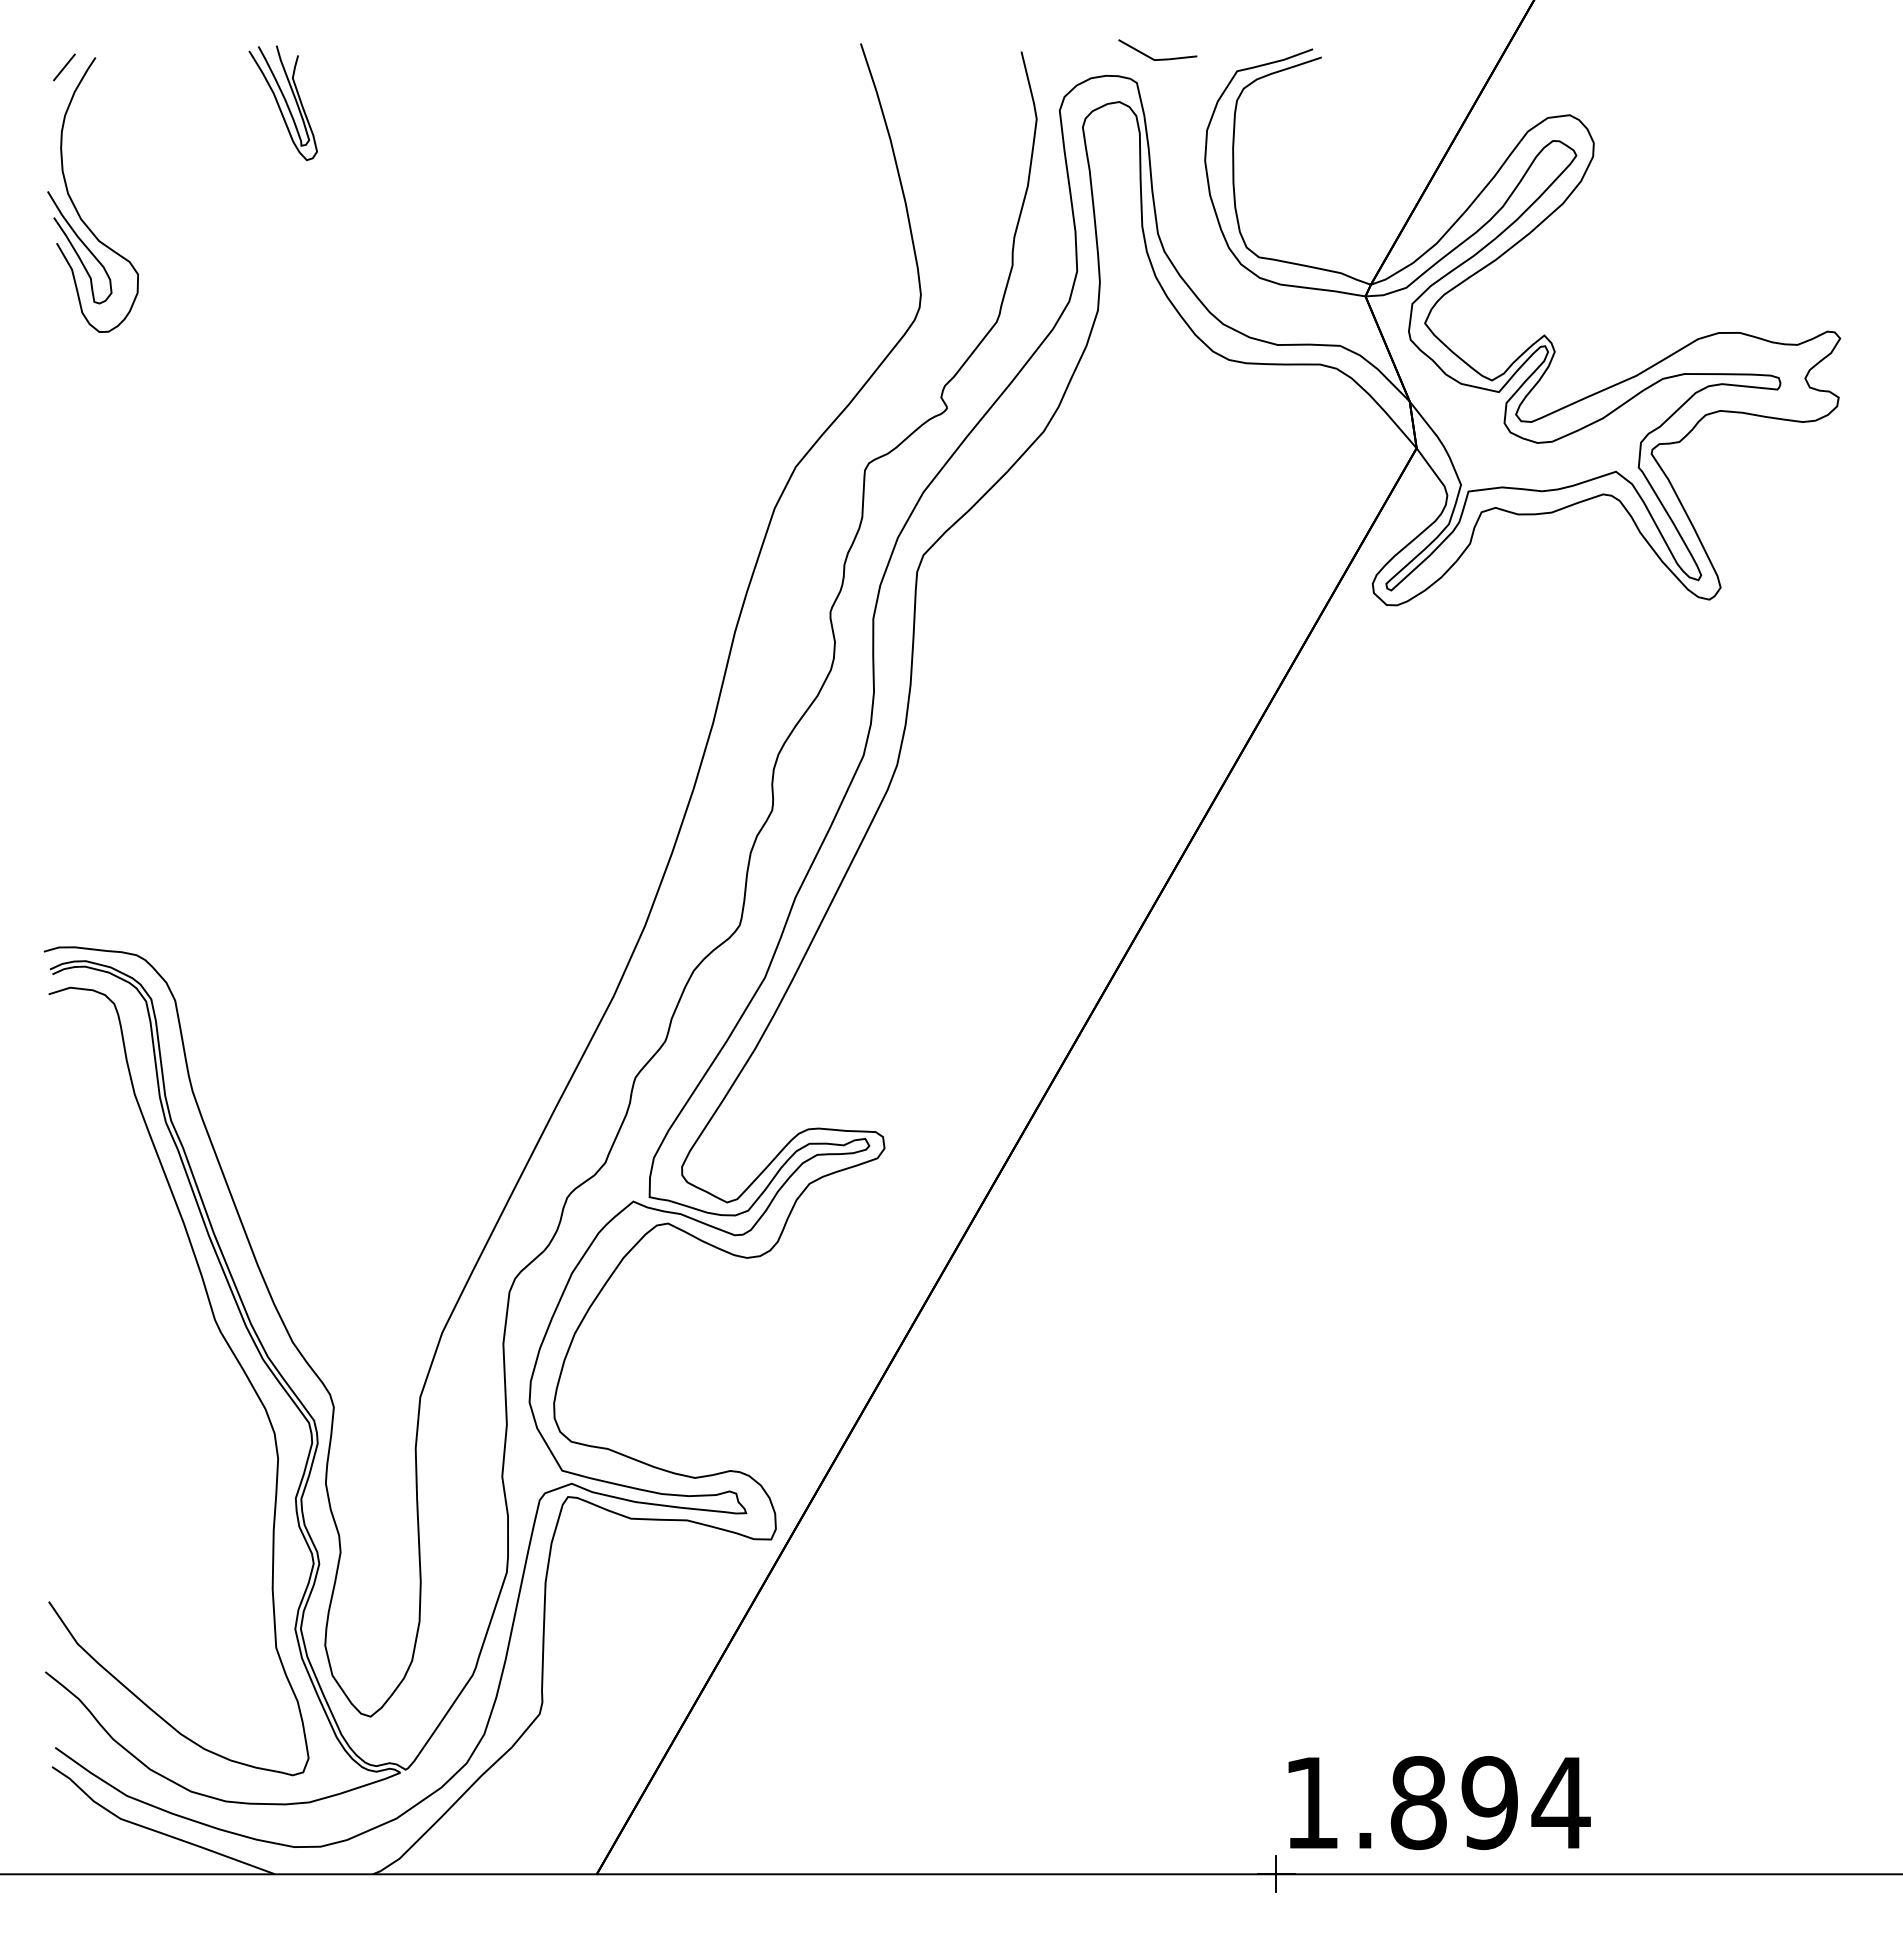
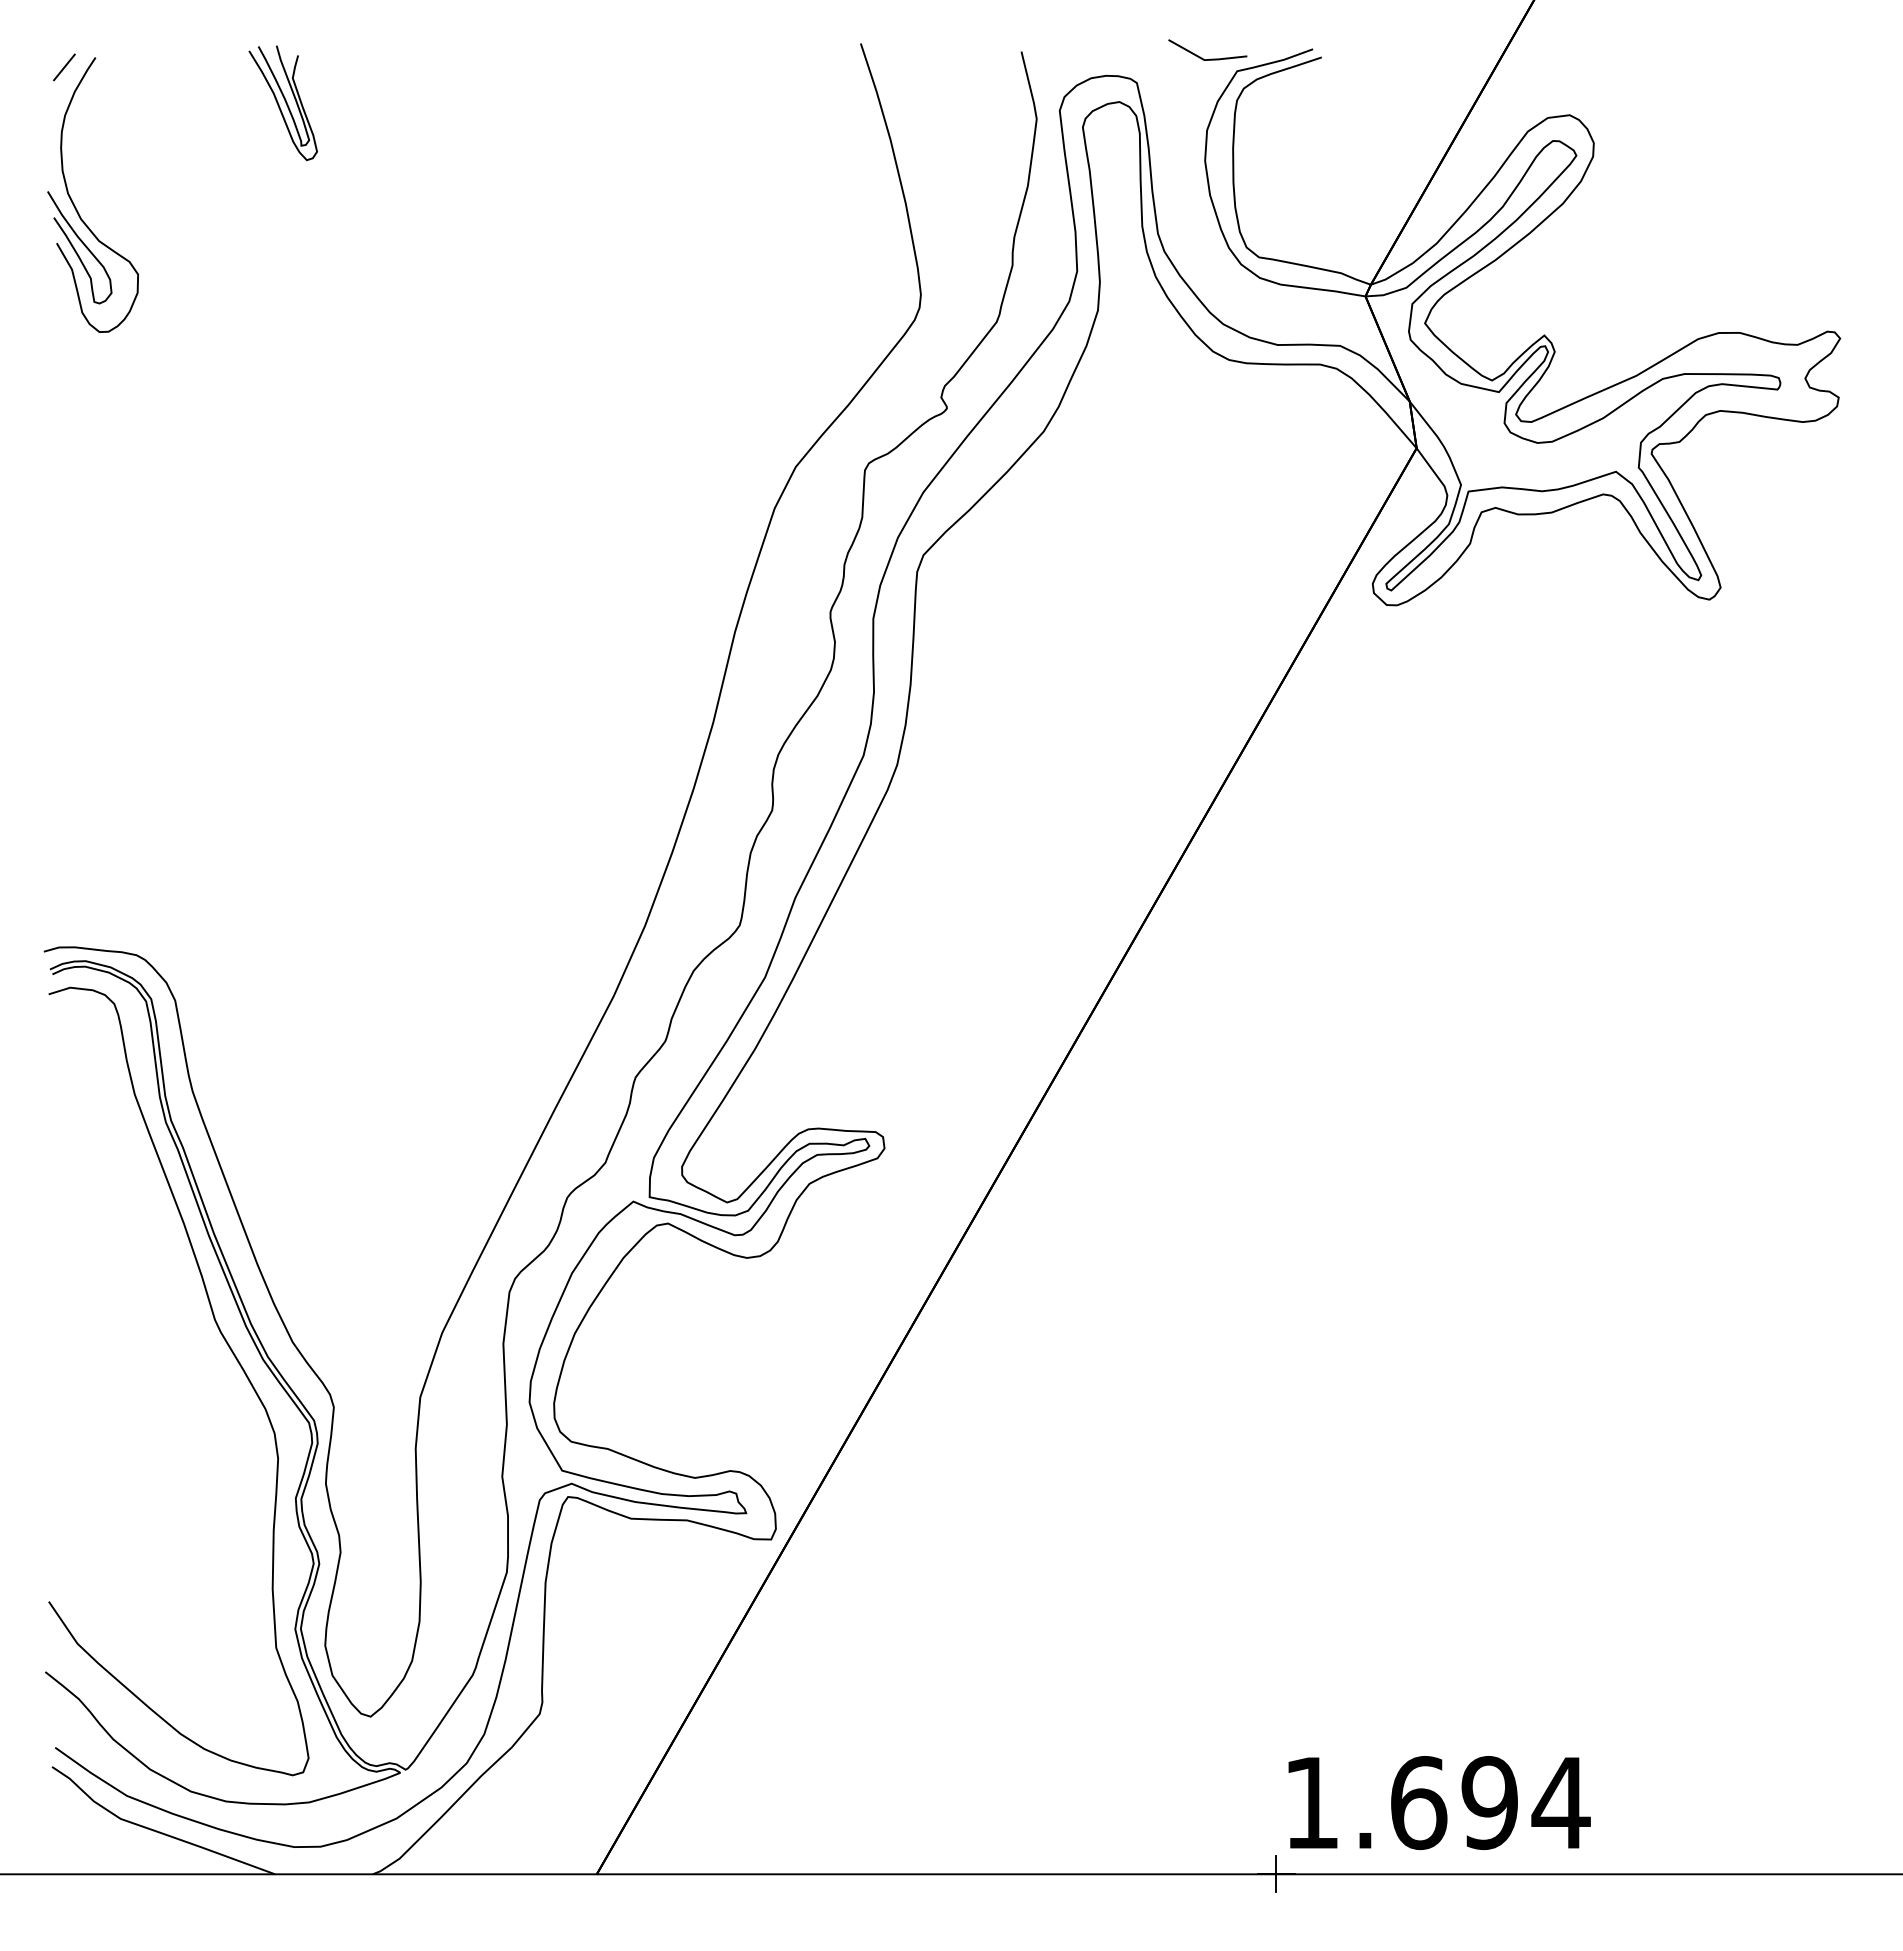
line position: (1152, 57) -> (1202, 57) (1202, 57)
text: 1.894 -> 1.694 (1418, 1802)
